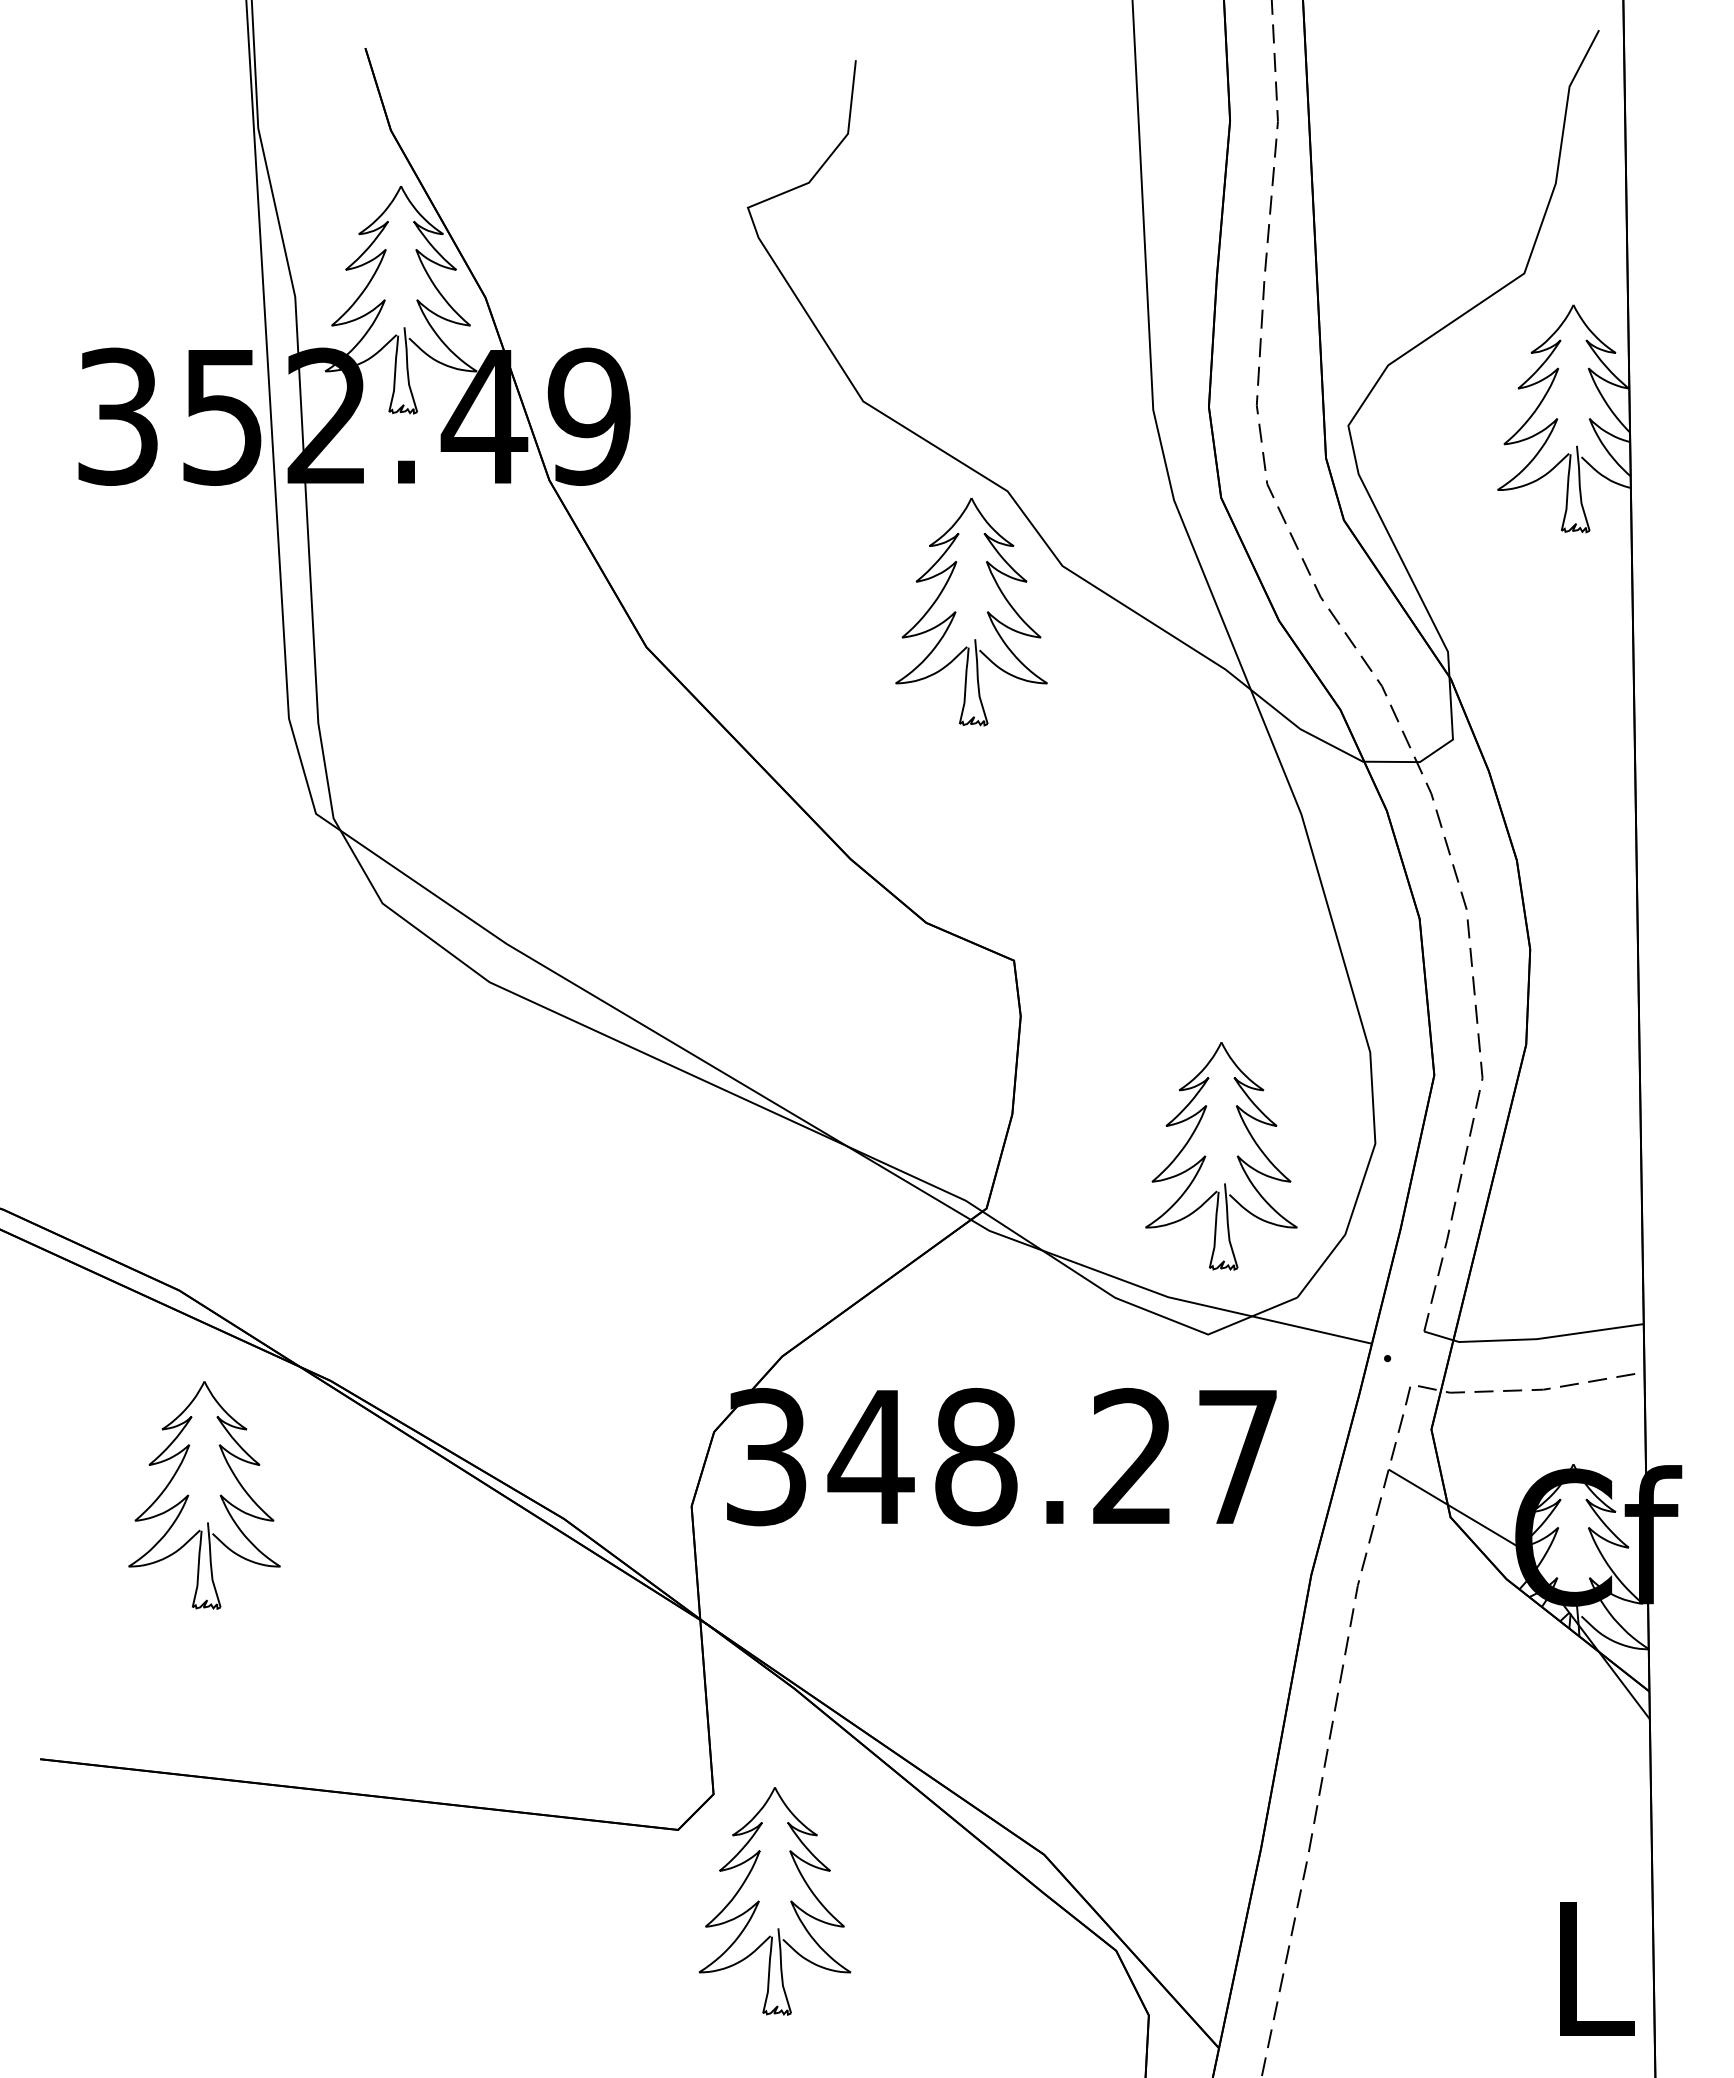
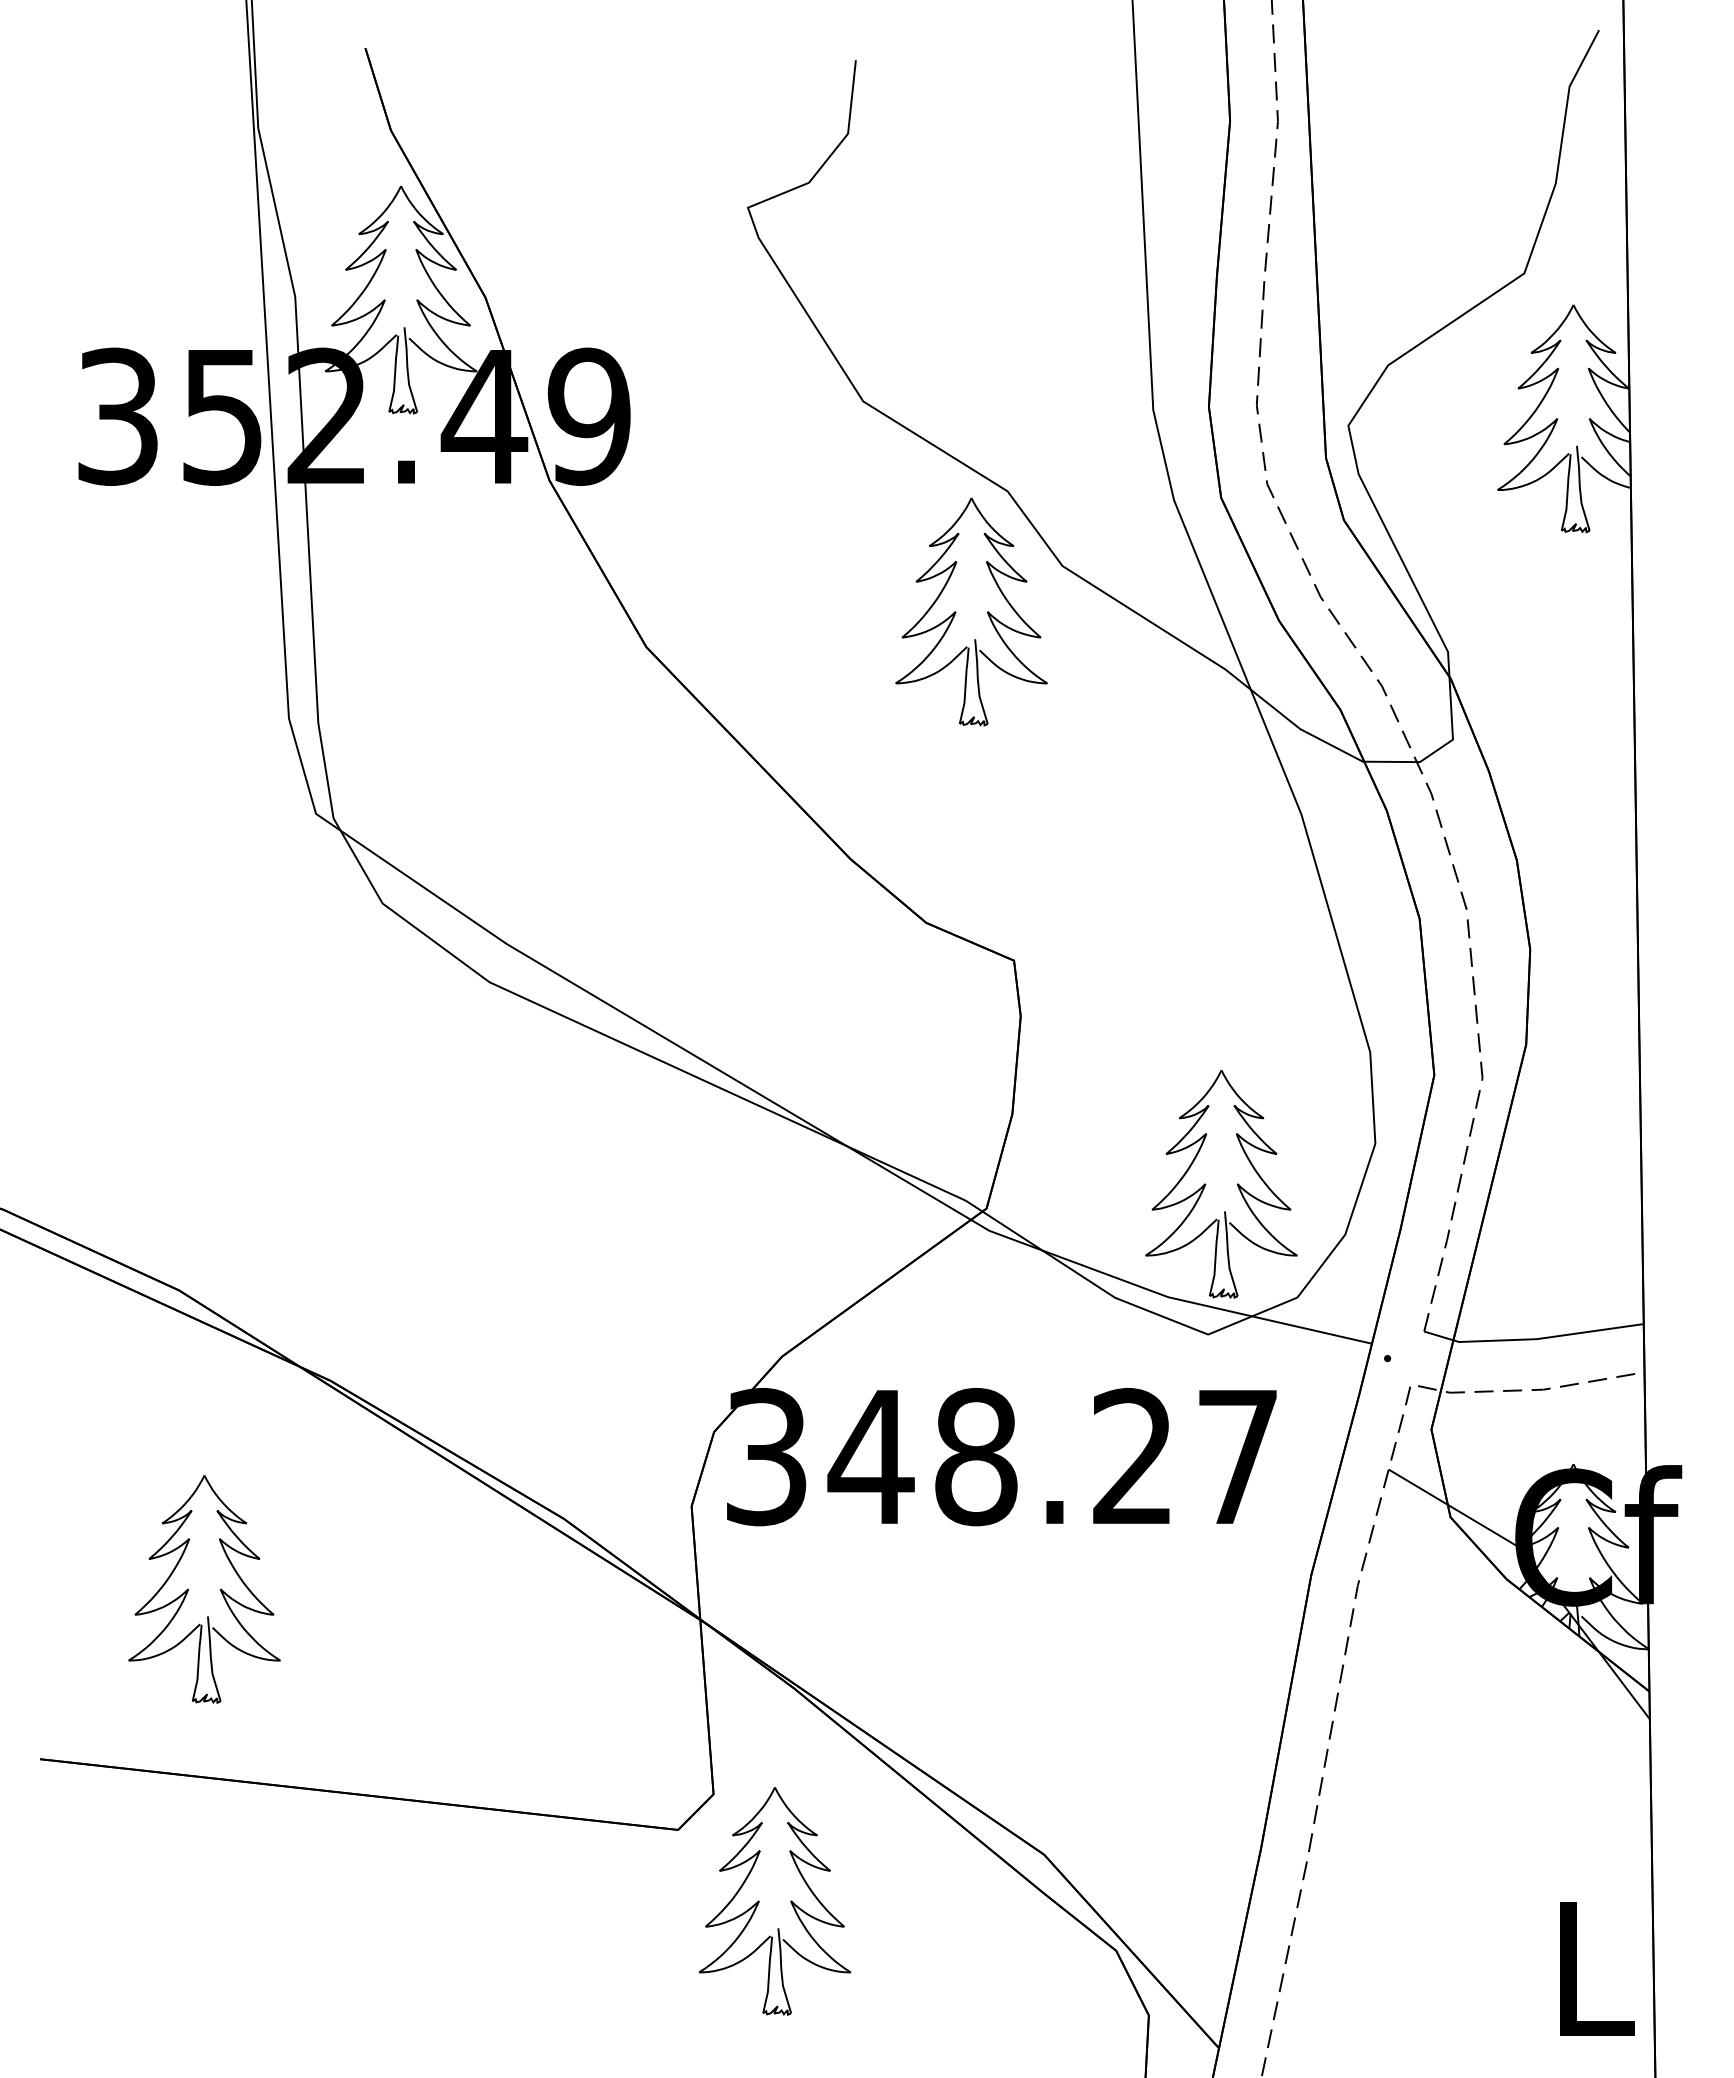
part position: (1206, 1156) -> (1206, 1184) (1206, 1184)
part position: (189, 1495) -> (189, 1589) (189, 1589)
